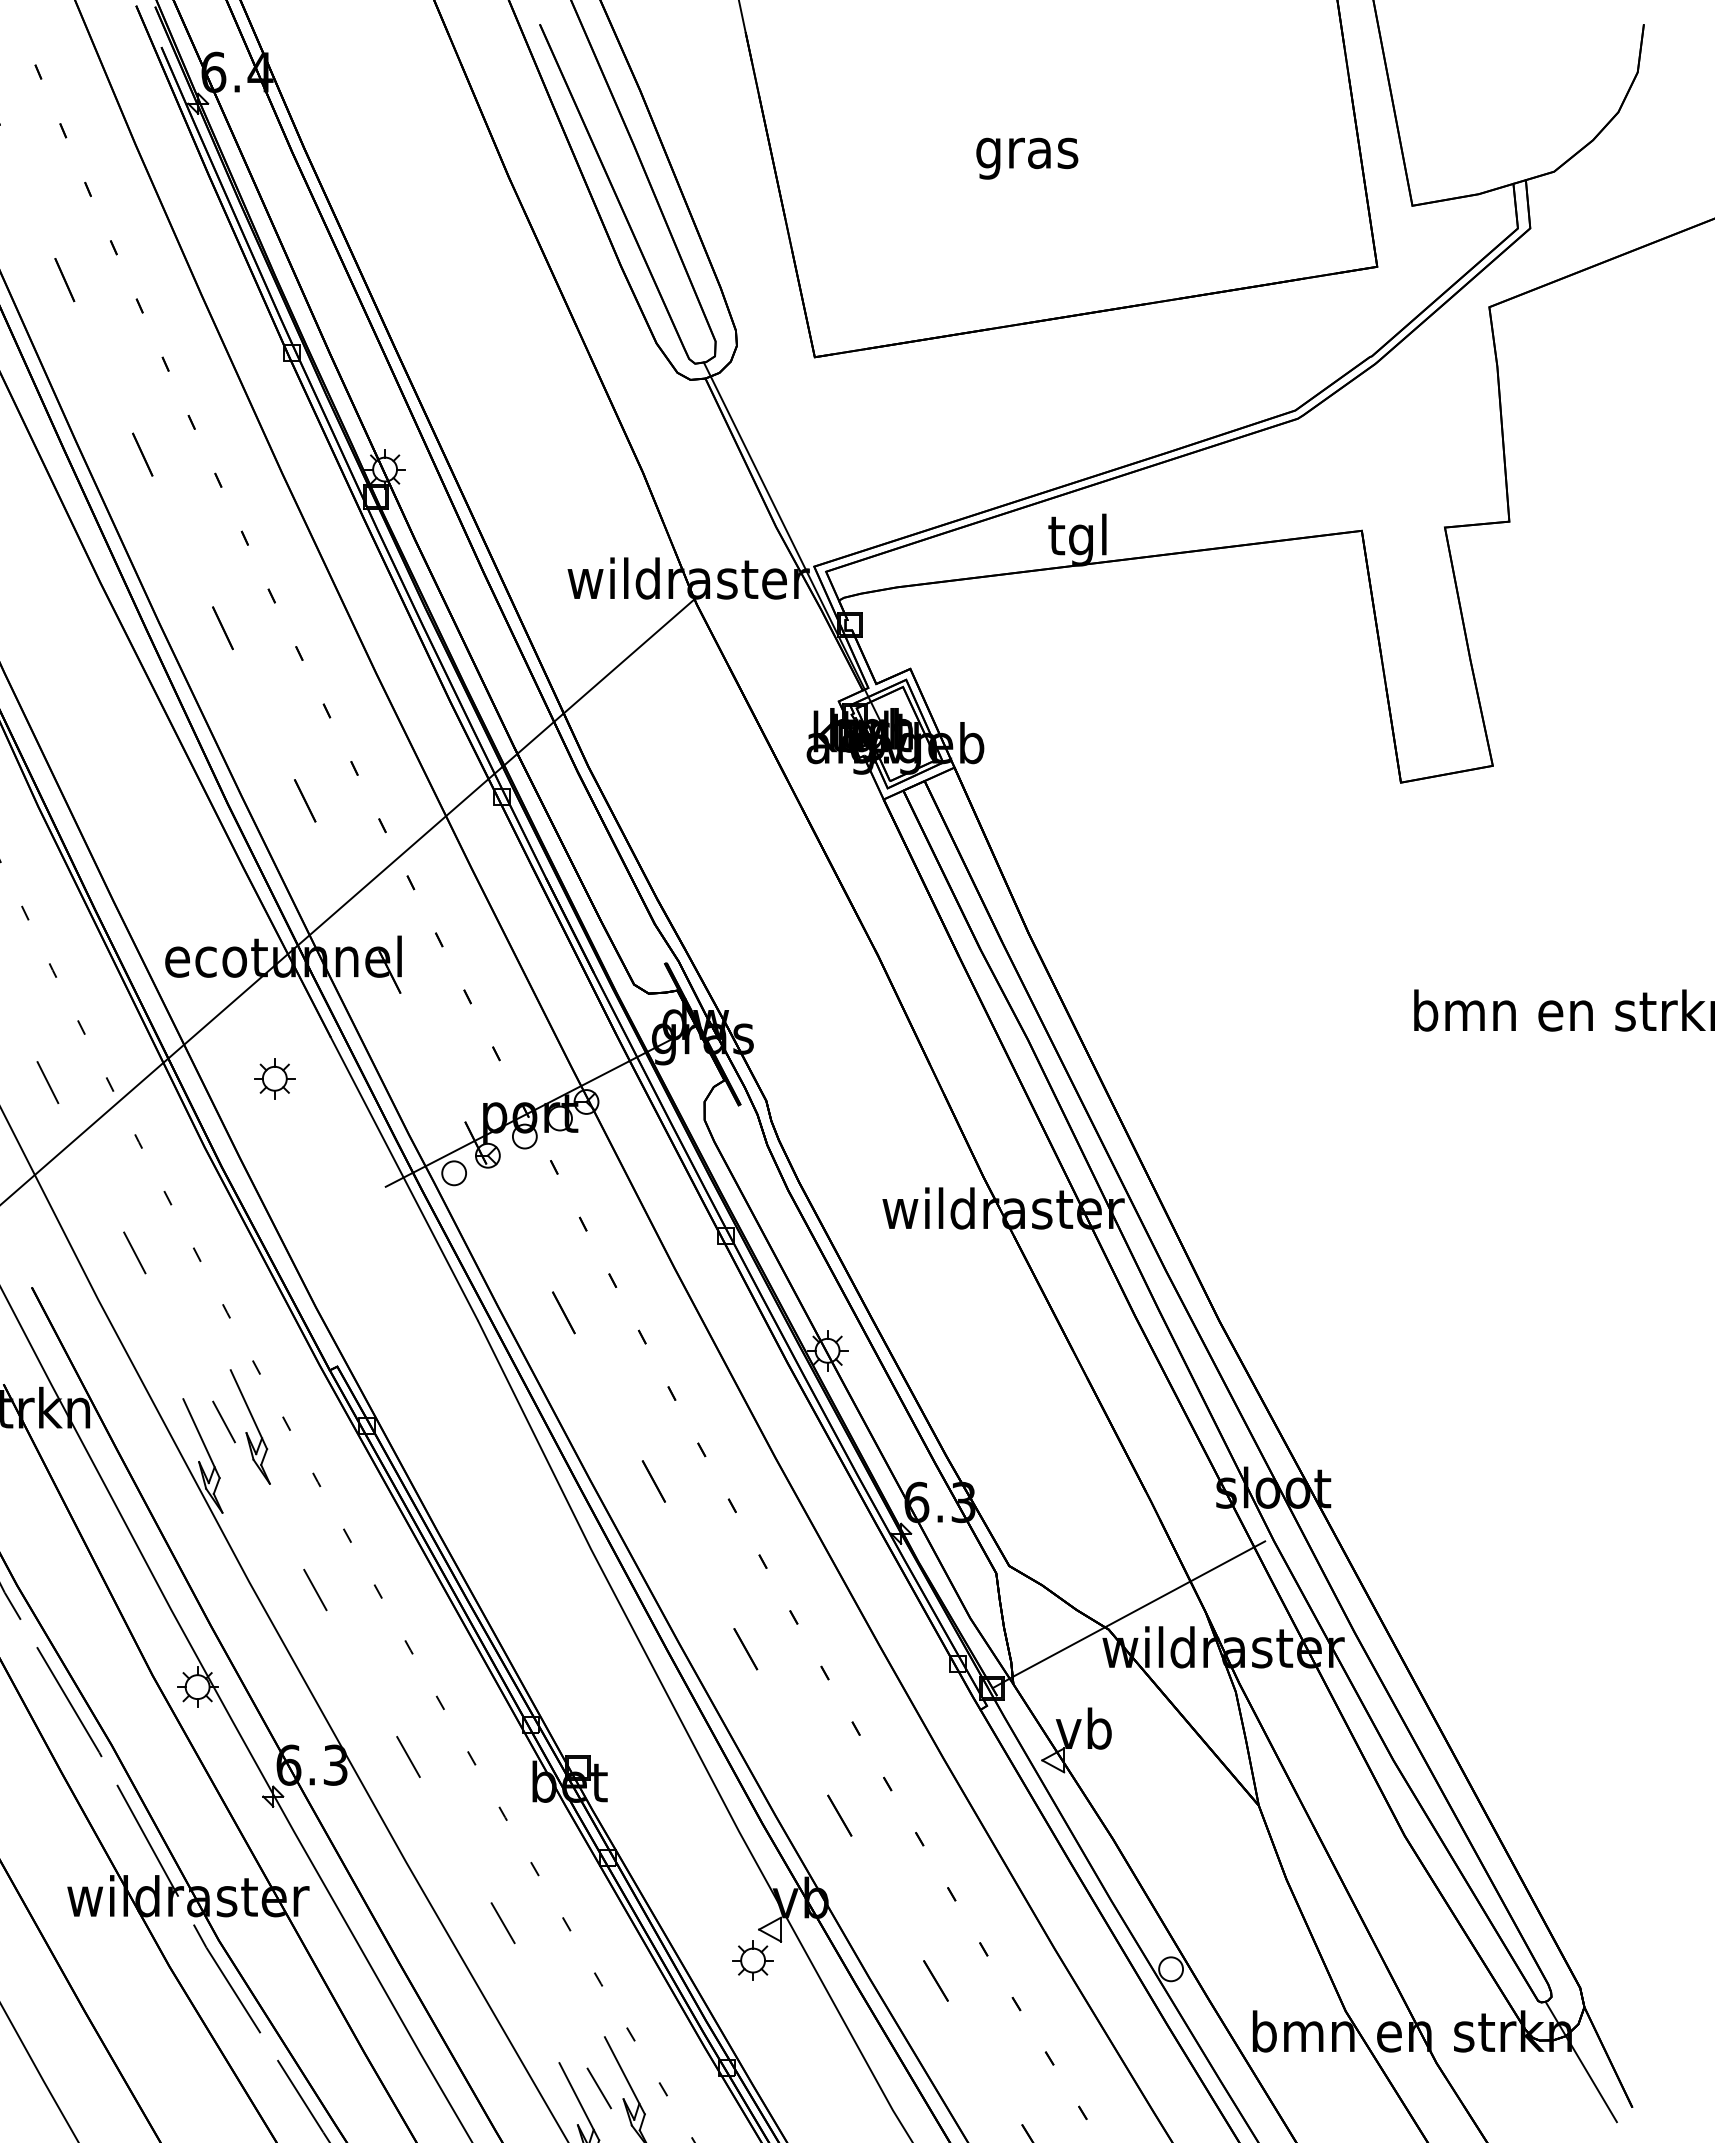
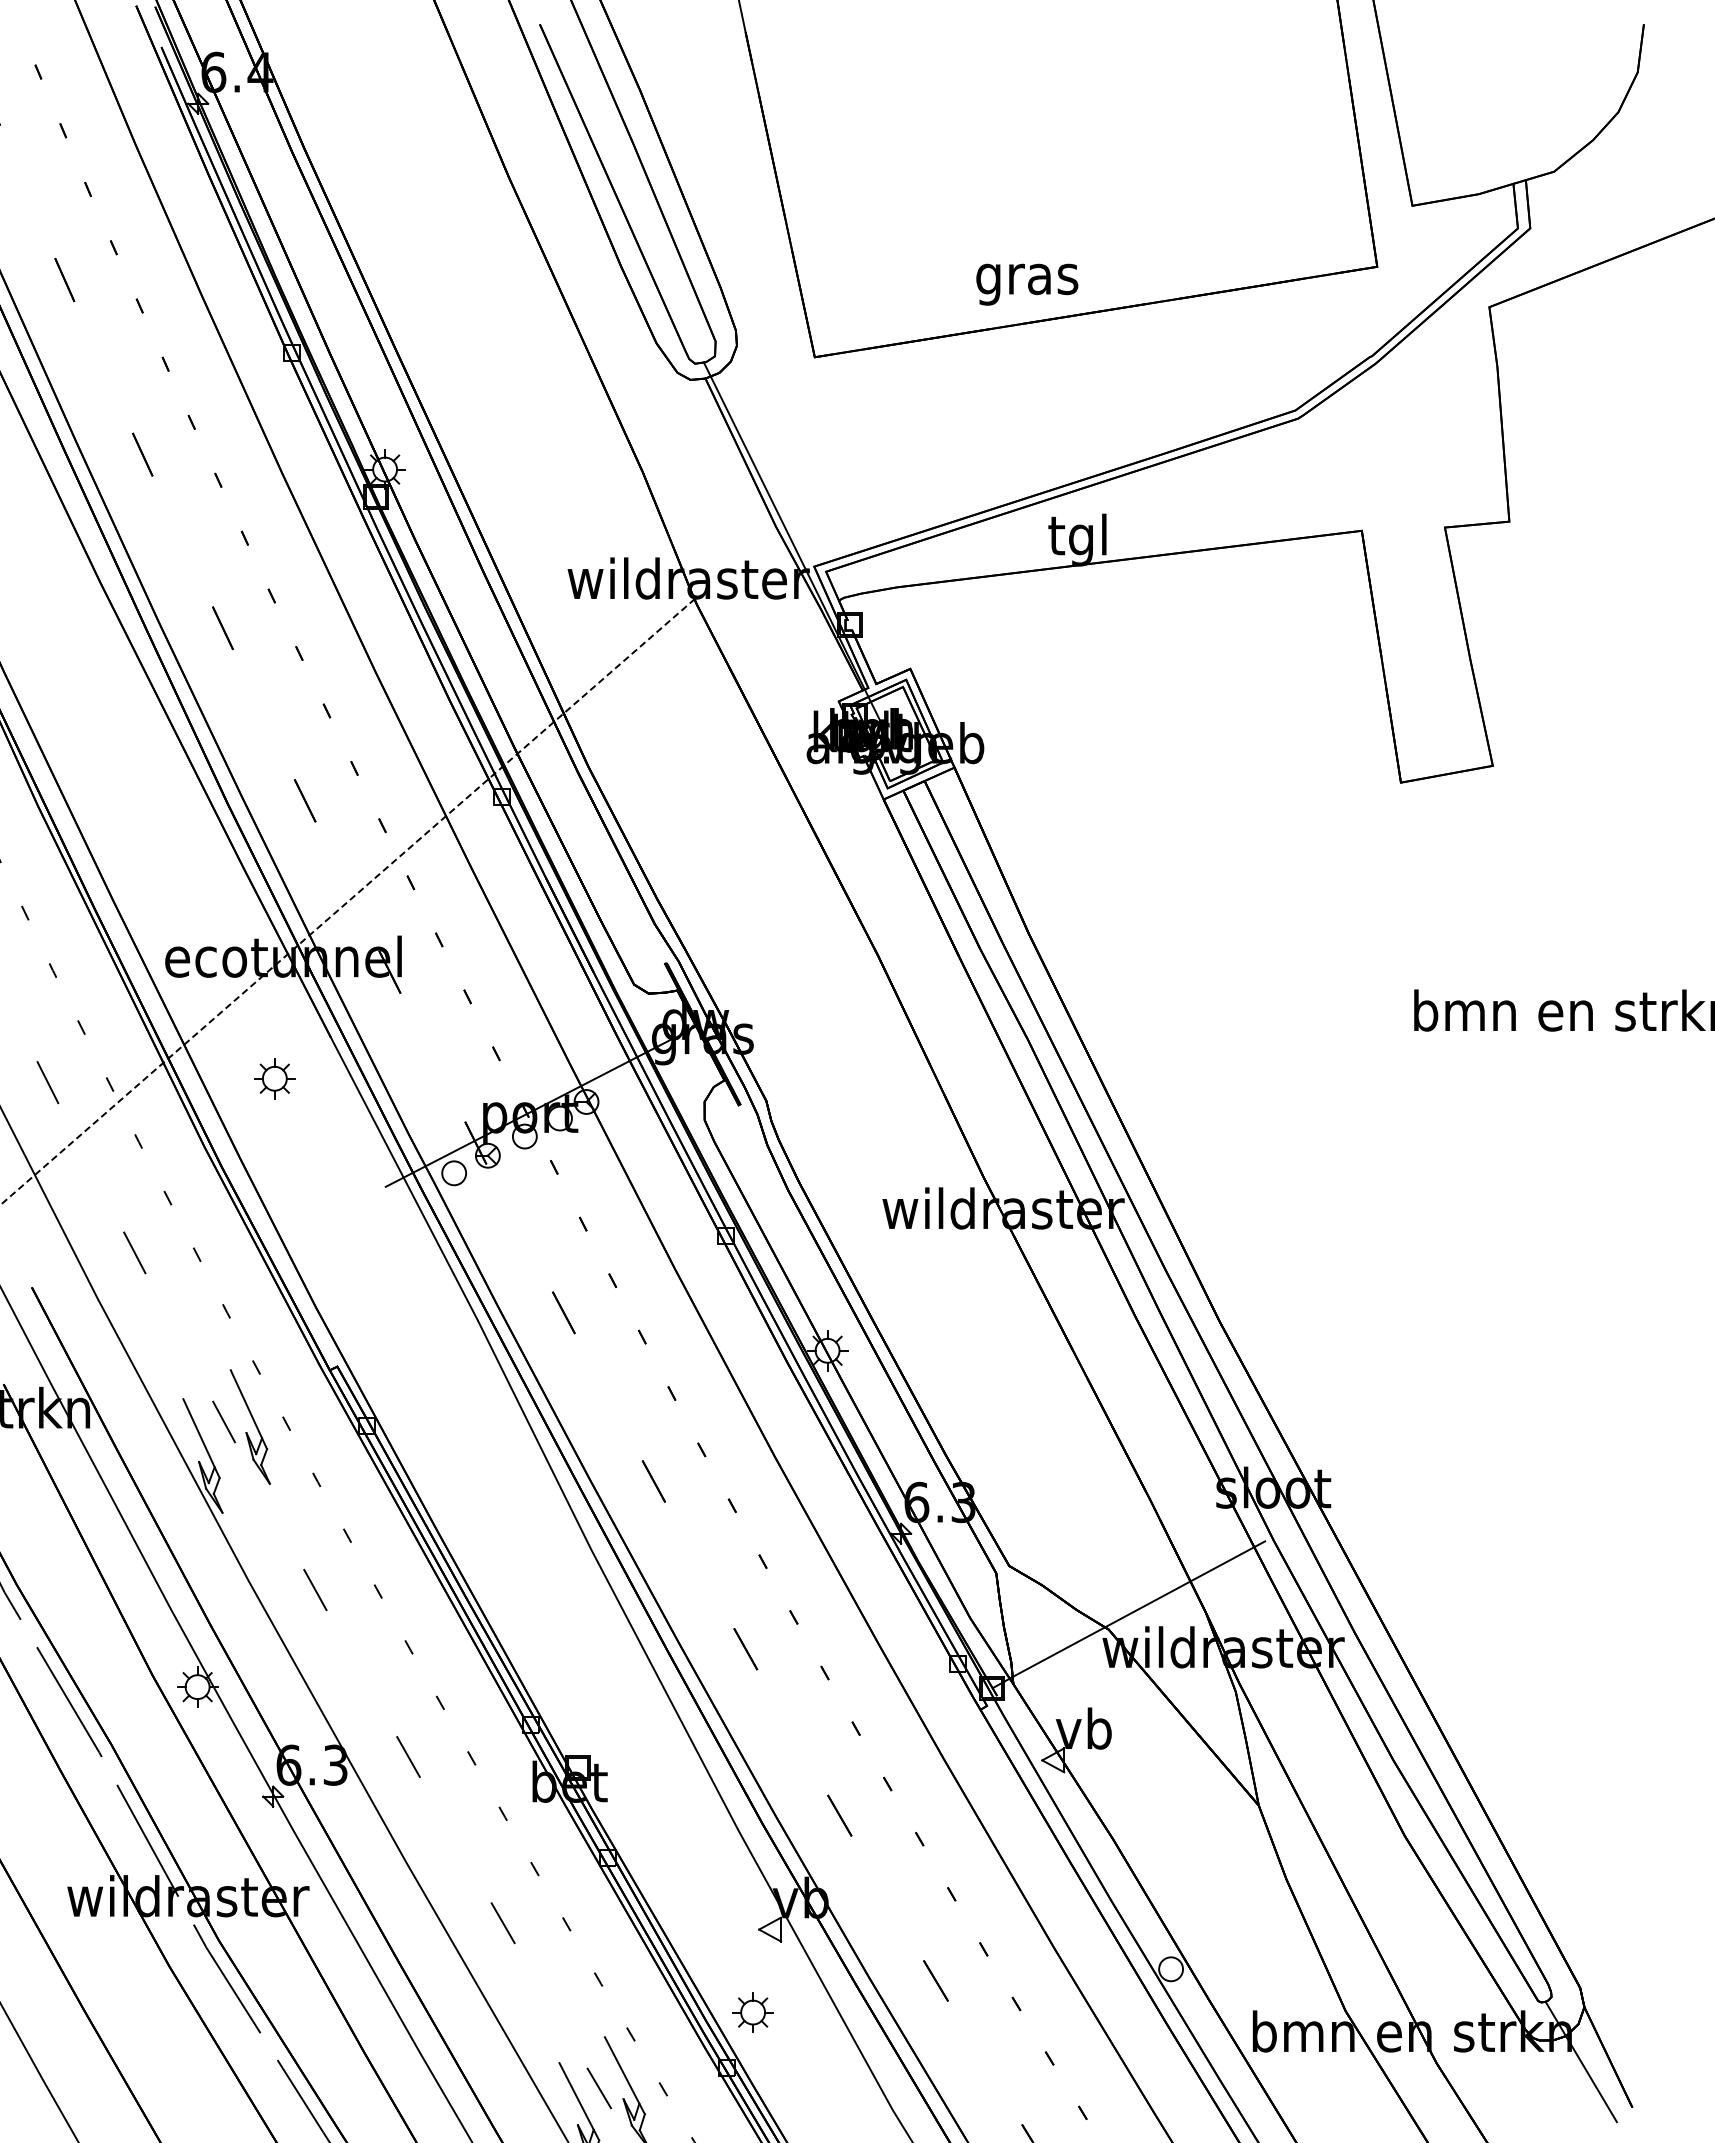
text position: (1027, 158) -> (1027, 284) (1027, 284)
line: solid -> dashed (347, 901)
part position: (752, 1960) -> (752, 2012) (752, 2012)
